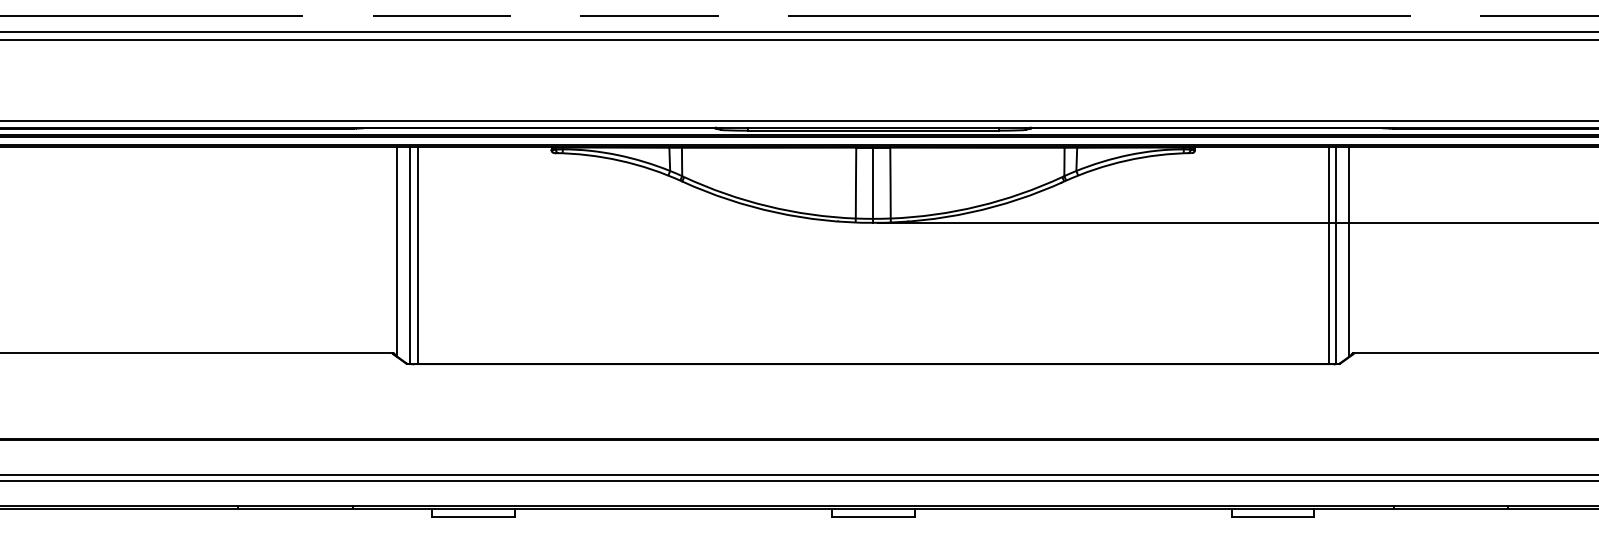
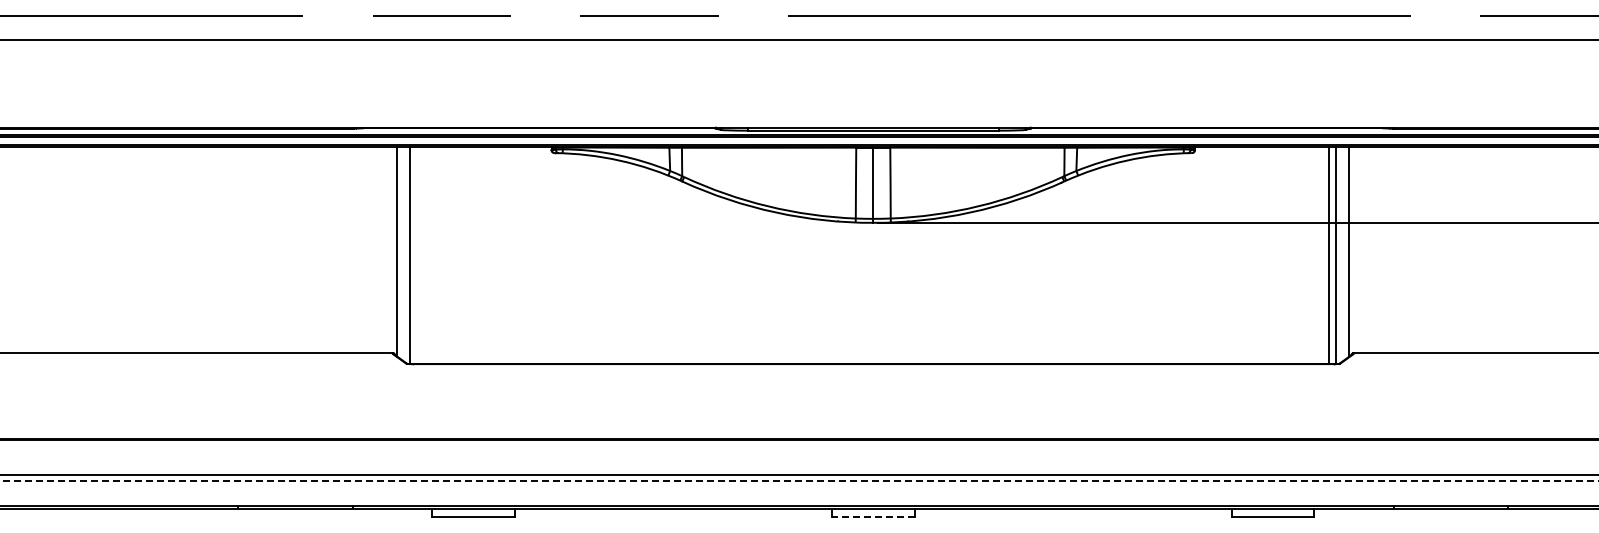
line: present -> none (798, 32)
line: present -> none (798, 121)
line: present -> none (417, 255)
line: solid -> dashed (799, 481)
line: solid -> dashed (872, 516)
